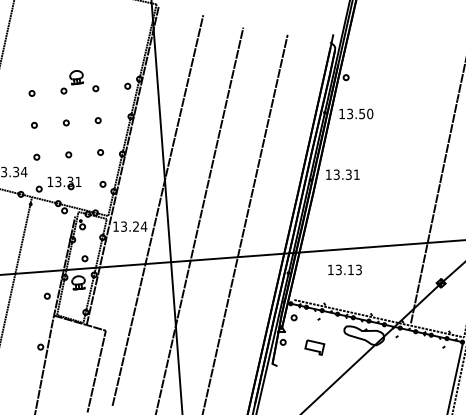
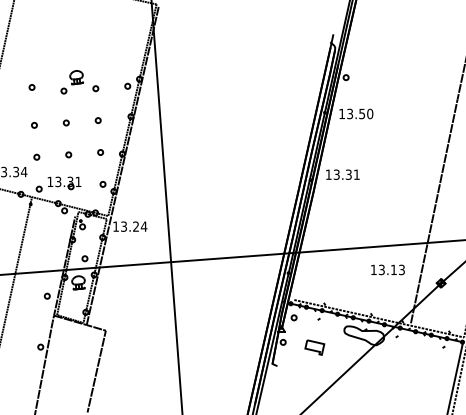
part position: (31, 93) -> (31, 87) (31, 87)
line: present -> none (157, 210)
line: present -> none (199, 219)
line: present -> none (245, 222)
text position: (344, 269) -> (387, 269) (387, 269)
